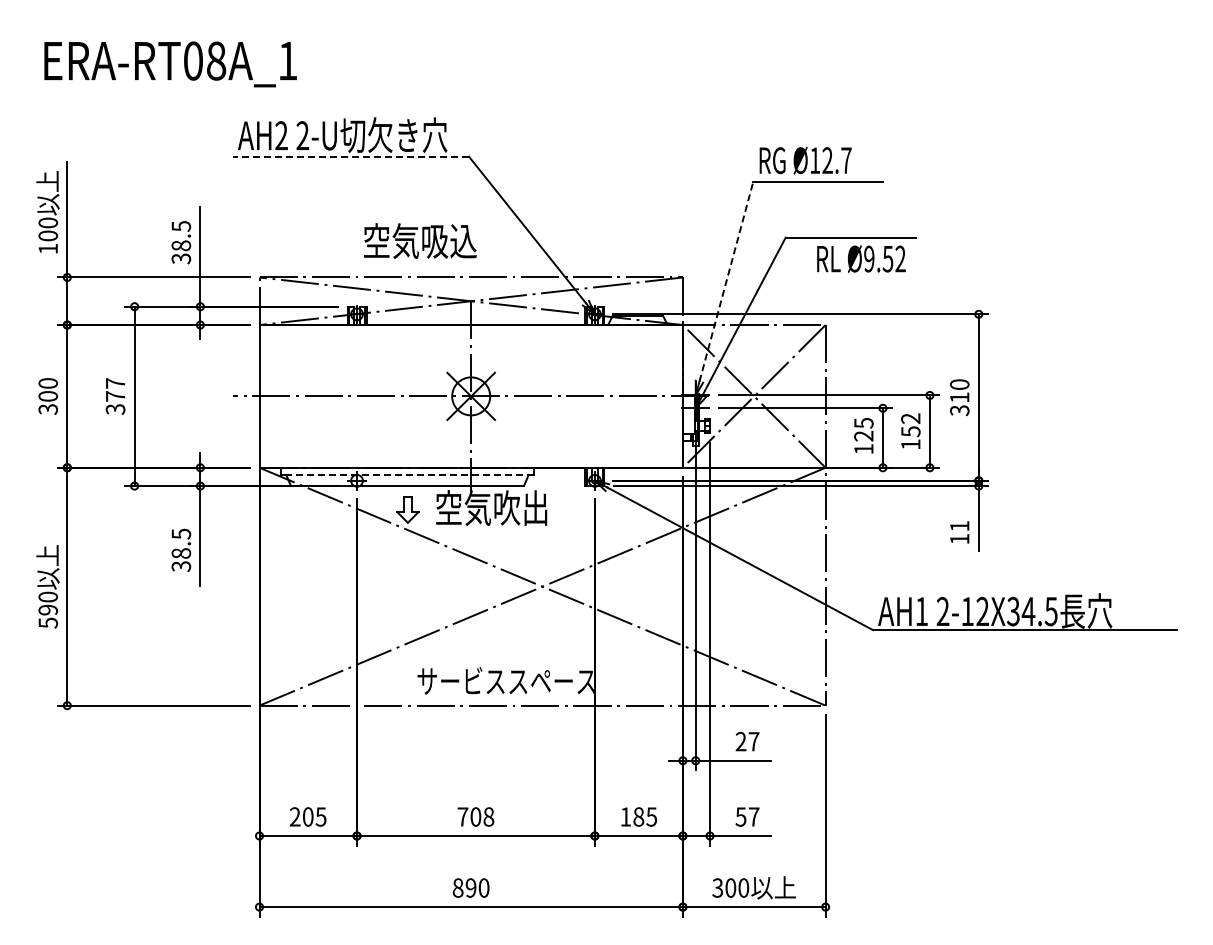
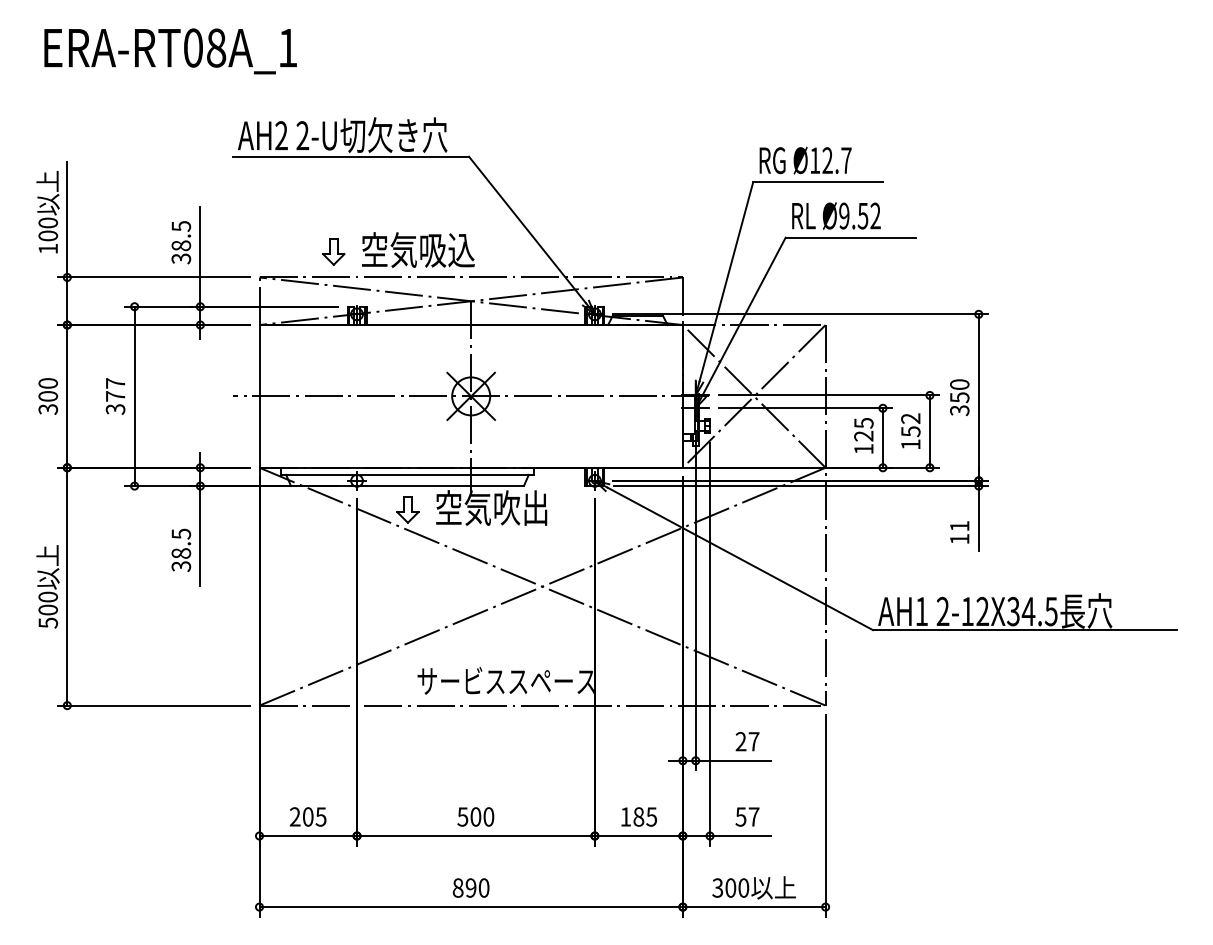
text position: (170, 64) -> (170, 51) (170, 51)
line: dashed -> solid (350, 156)
text position: (420, 240) -> (418, 249) (418, 249)
part: none -> present (333, 251)
text position: (861, 258) -> (836, 215) (836, 215)
line: dashed -> solid (726, 281)
text: 310 -> 350 (959, 397)
line: dashed -> solid (406, 474)
text: 590 -> 500 (47, 609)
text: 708 -> 500 (475, 816)
